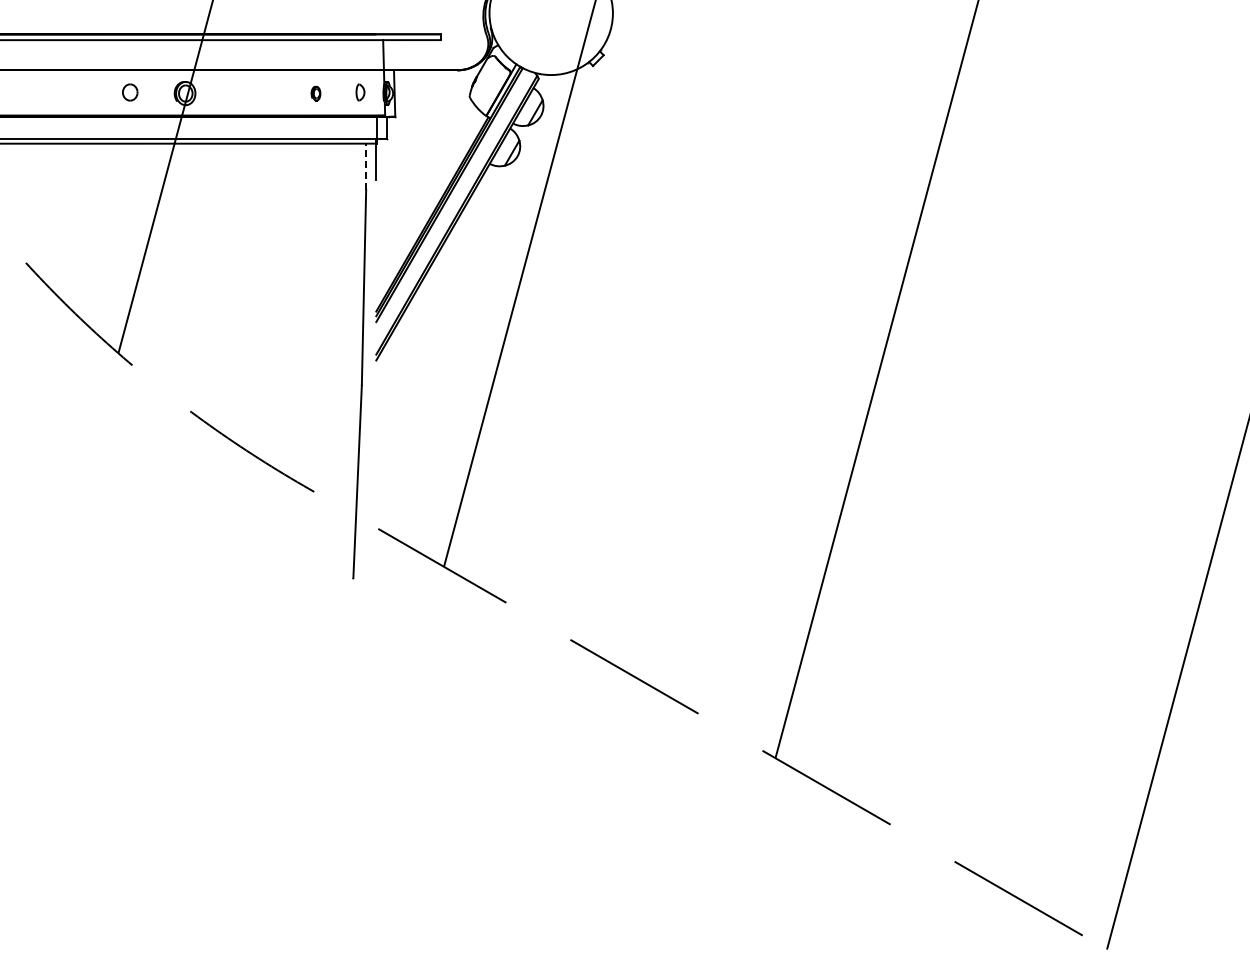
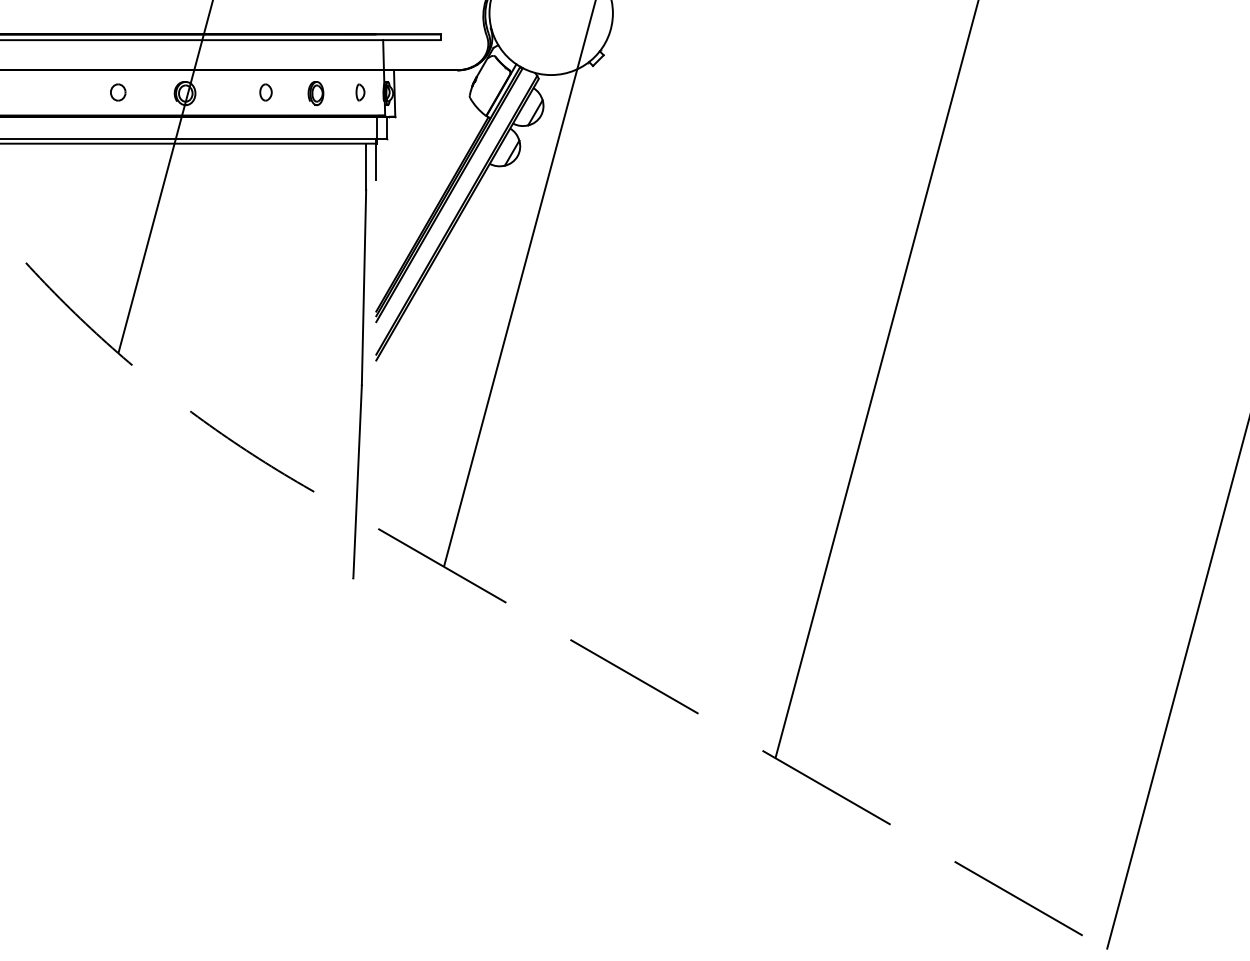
part position: (130, 92) -> (118, 92) (118, 92)
part: none -> present (265, 92)
part size: 12x17 px -> 18x26 px (315, 93)
line: dashed -> solid (366, 166)
